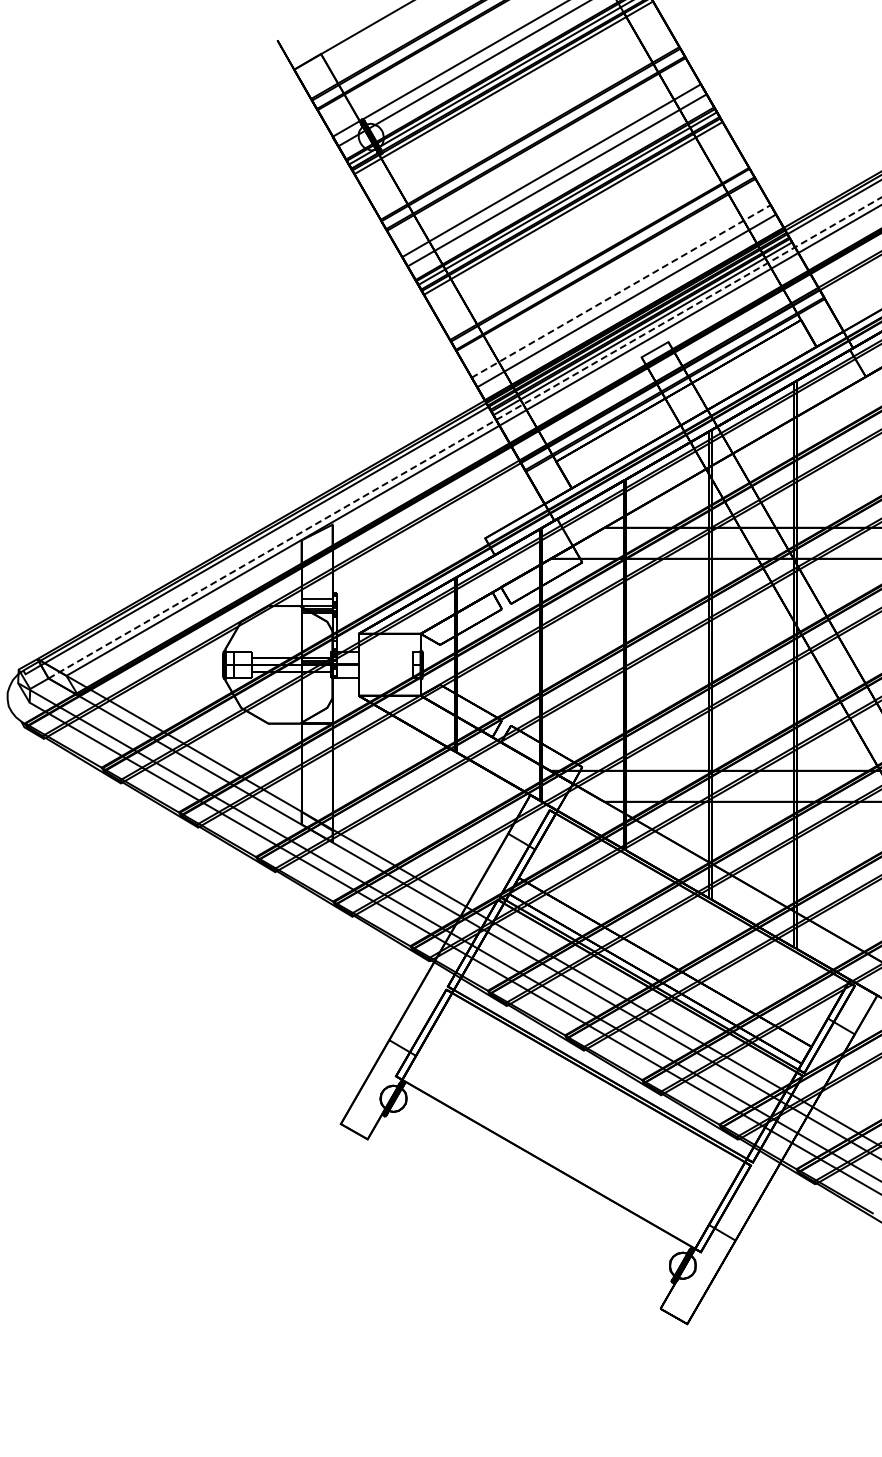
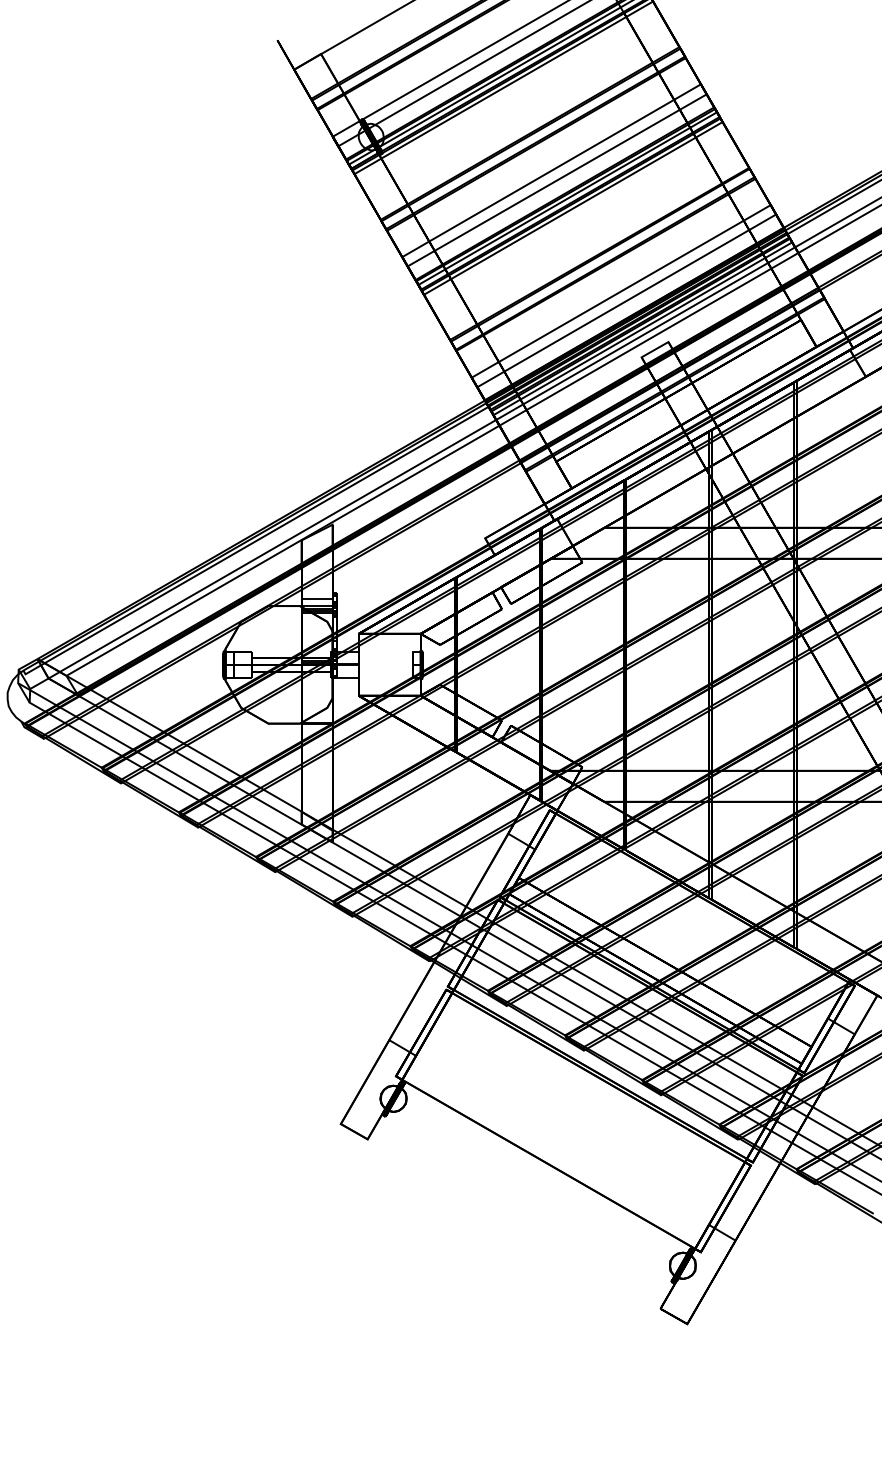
line: dashed -> solid (621, 291)
line: dashed -> solid (465, 437)
